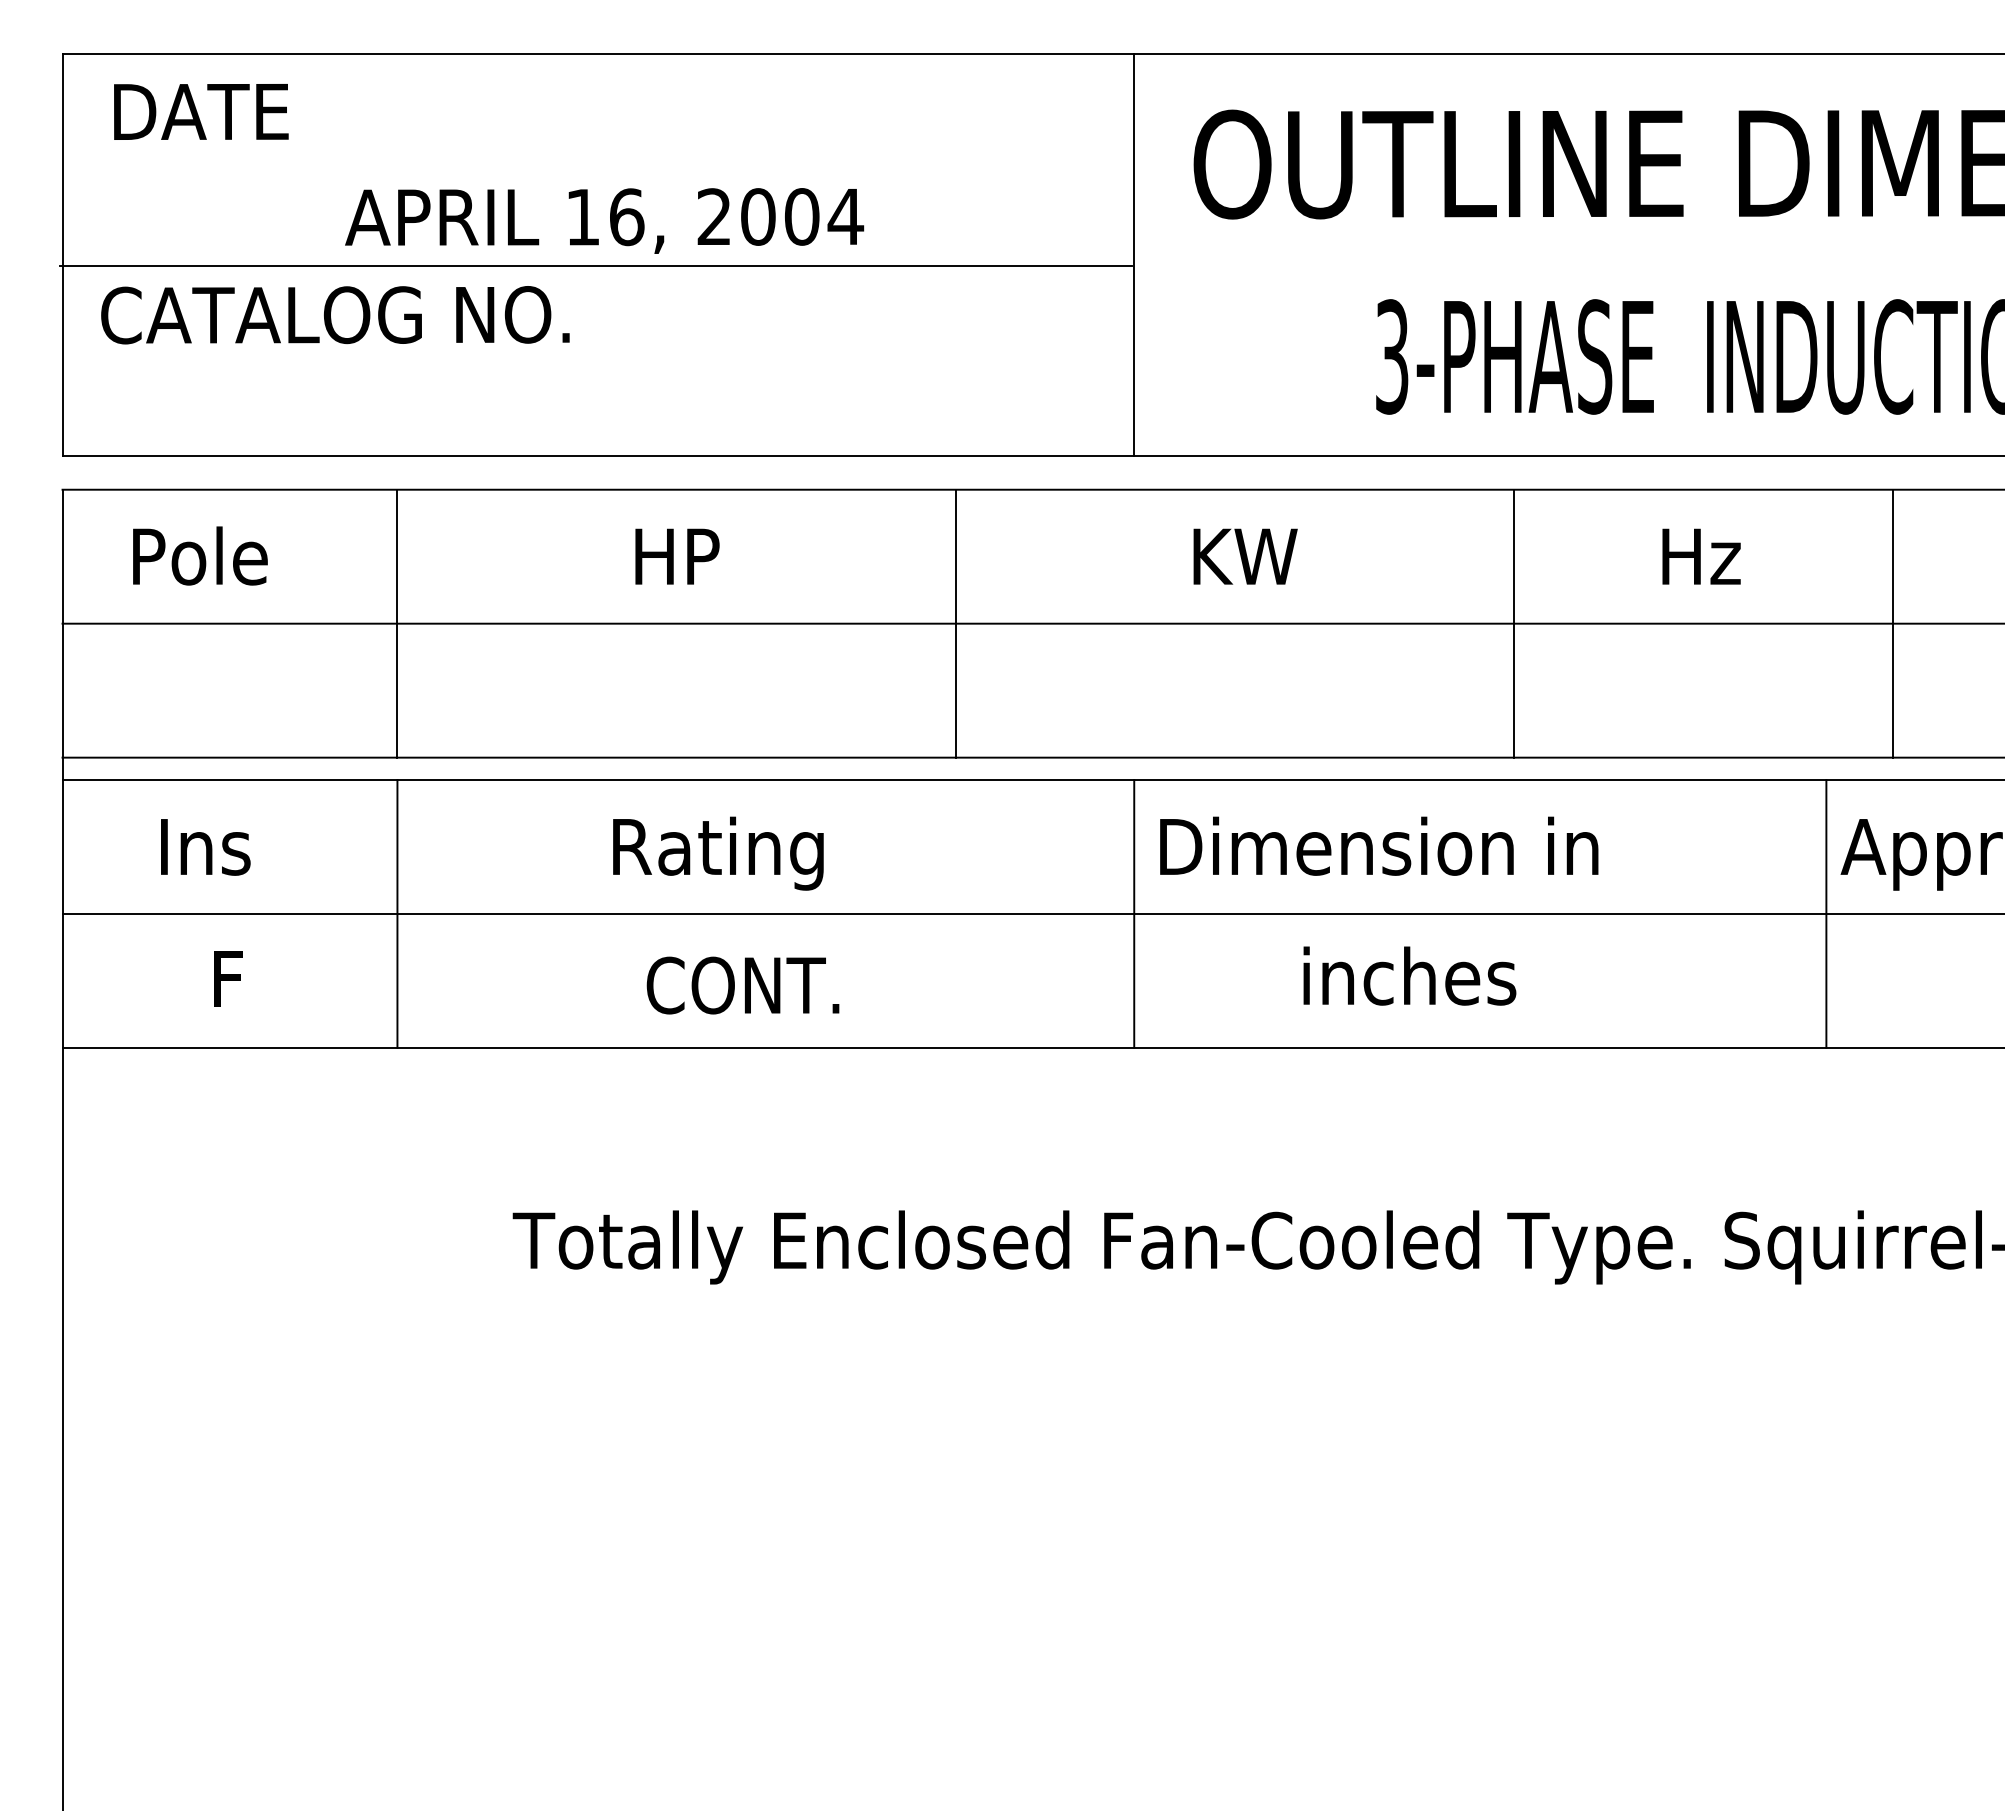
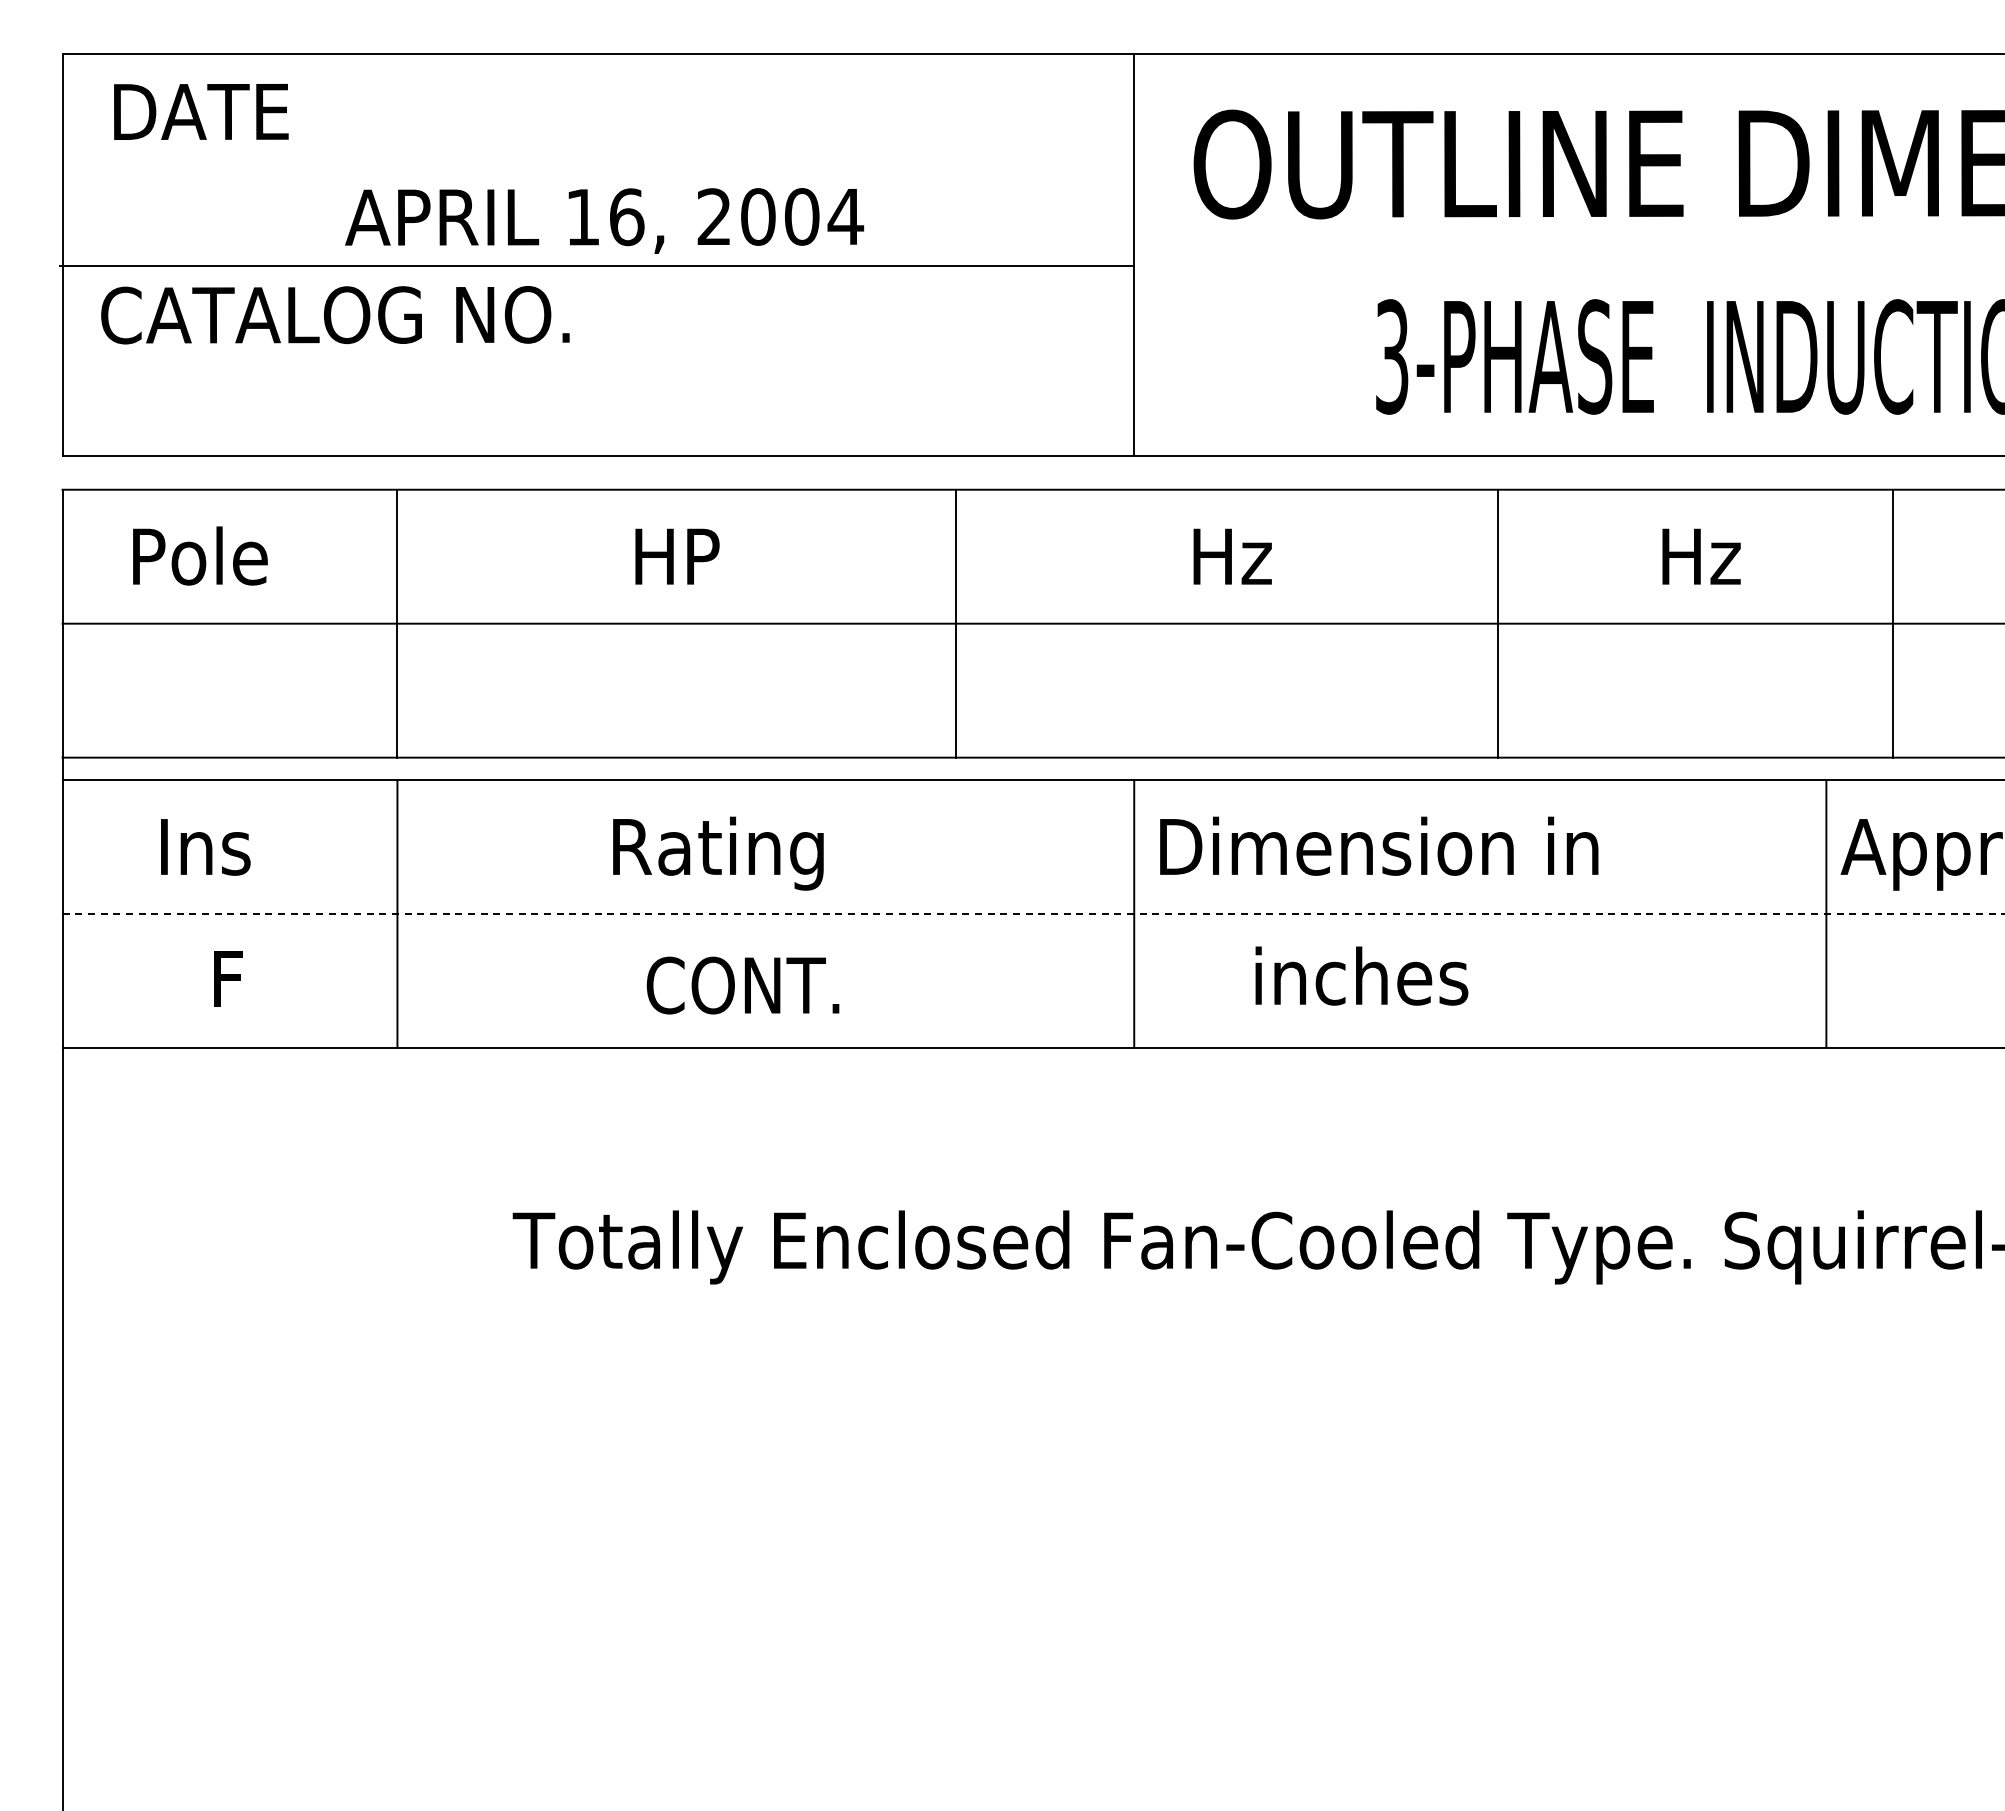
text: KW -> Hz (1248, 556)
line position: (1513, 623) -> (1497, 623) (1497, 623)
line: solid -> dashed (1033, 913)
text position: (1409, 975) -> (1361, 975) (1361, 975)
